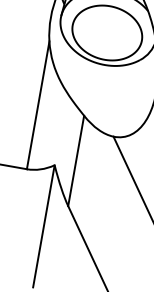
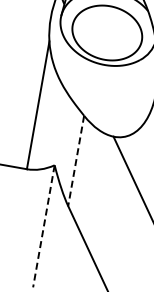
line: solid -> dashed (76, 160)
line: solid -> dashed (43, 226)
